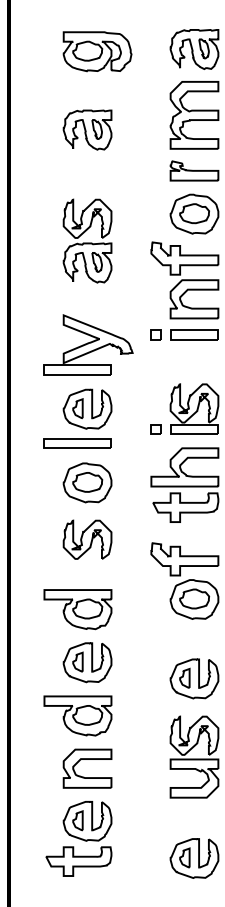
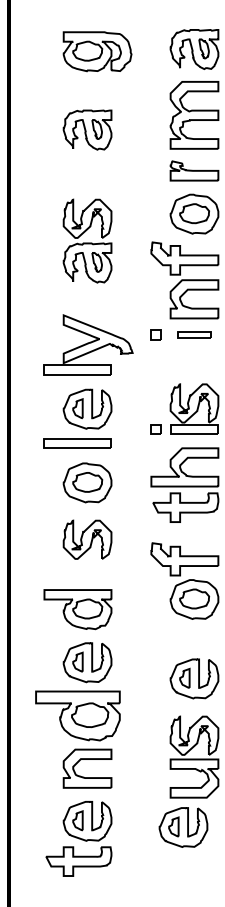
part size: 49x12 px -> 35x8 px (194, 334)
part size: 70x42 px -> 86x52 px (77, 715)
part position: (194, 858) -> (183, 827) (183, 827)
